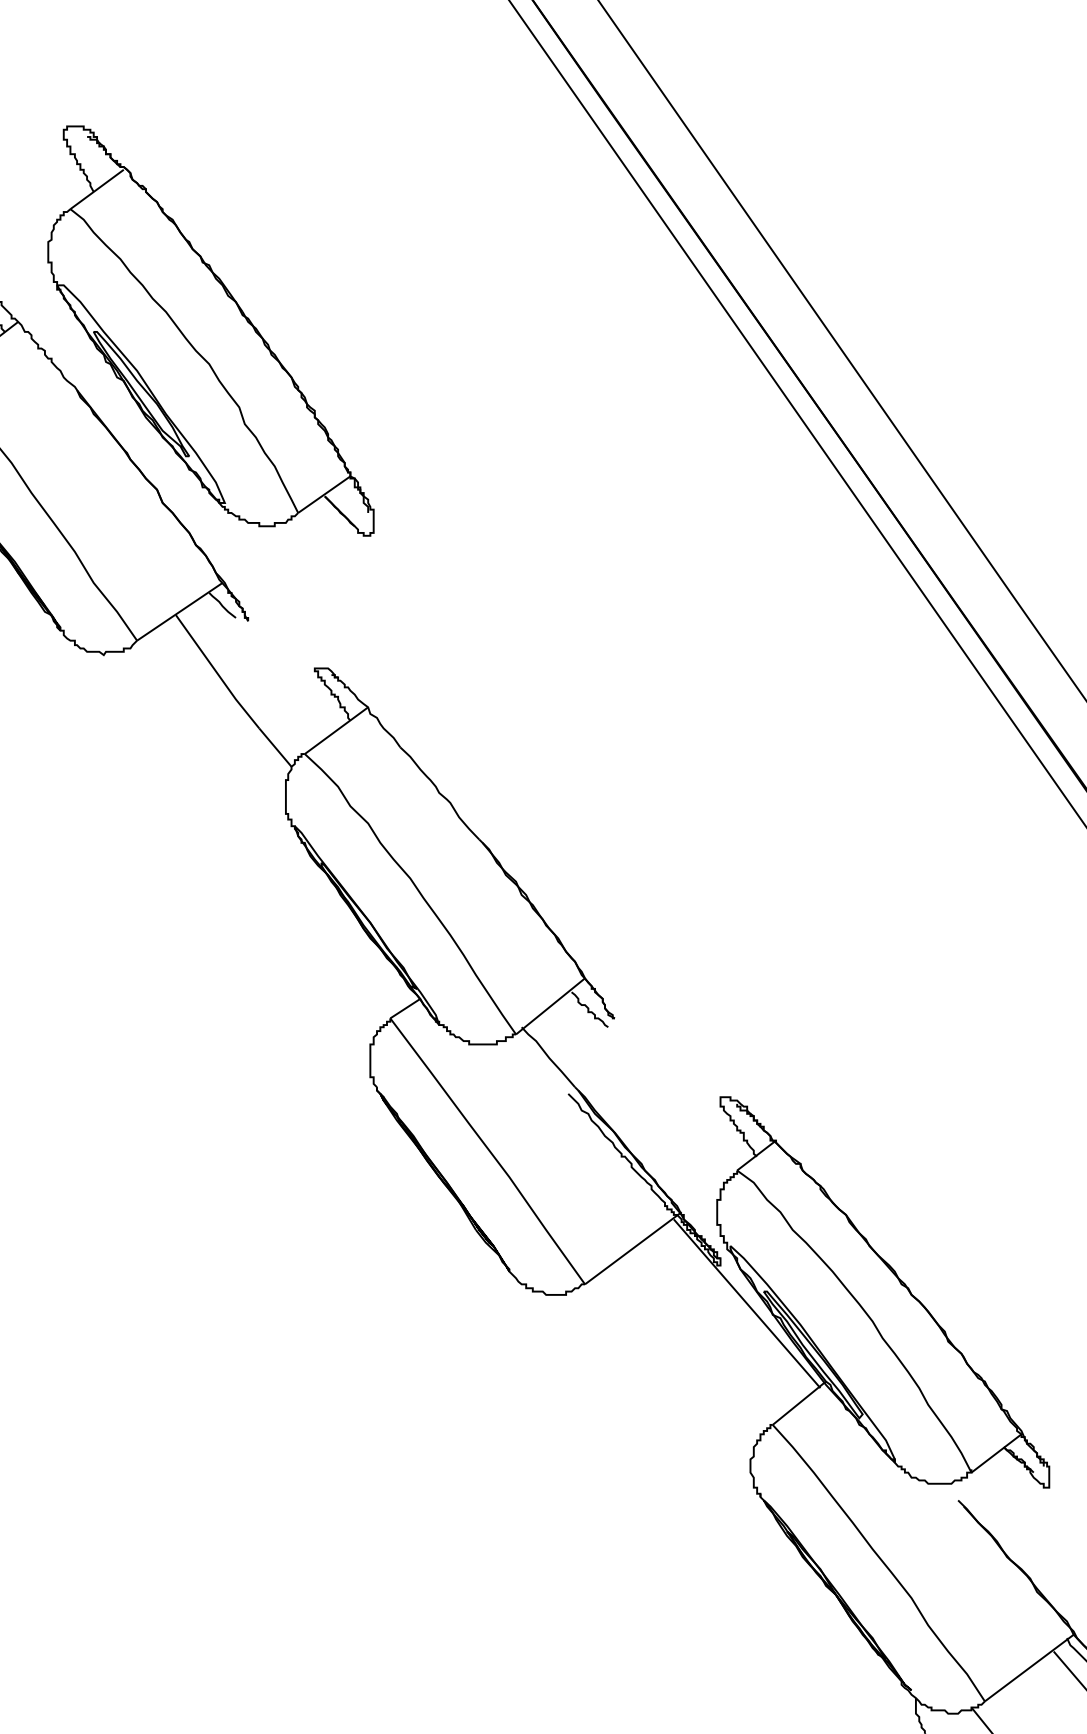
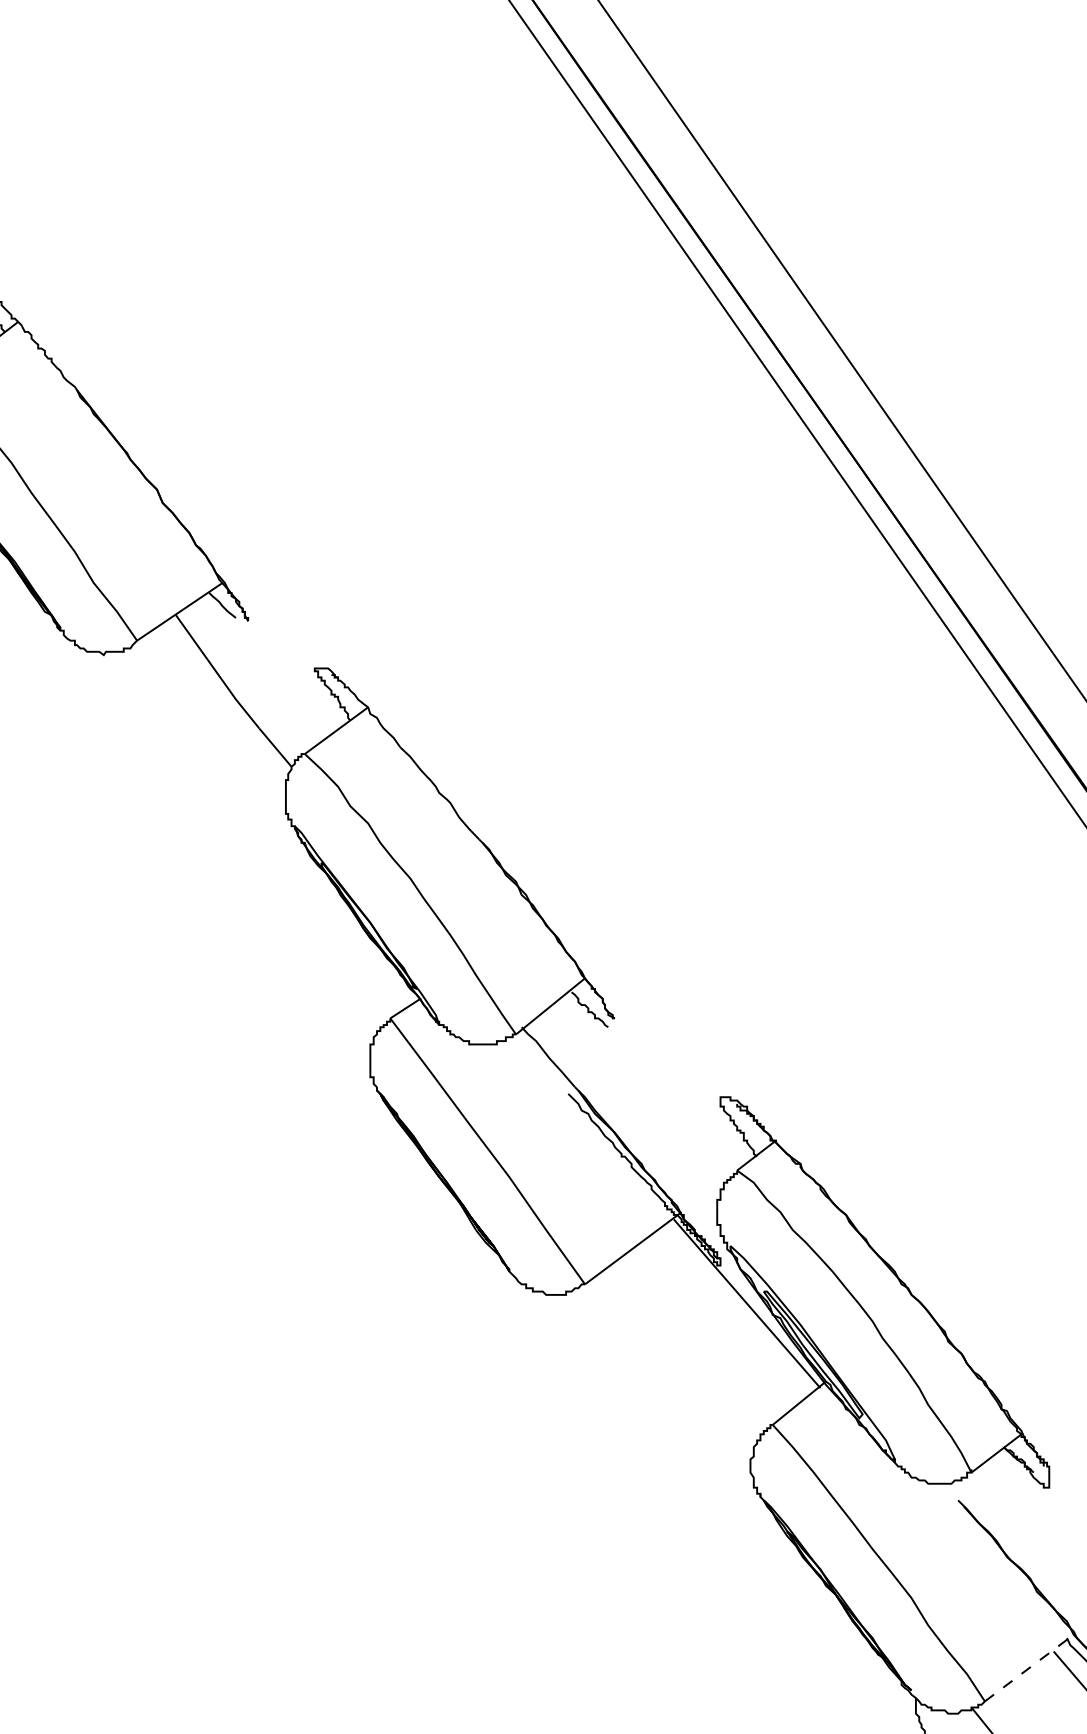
part: present -> none (210, 330)
line: solid -> dashed (1029, 1668)
